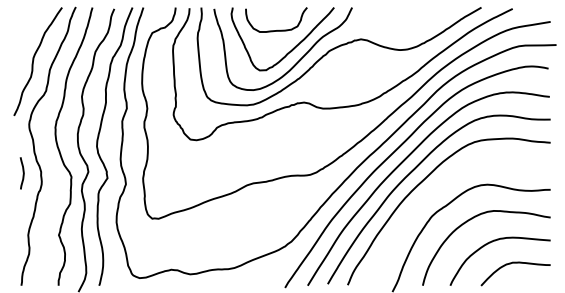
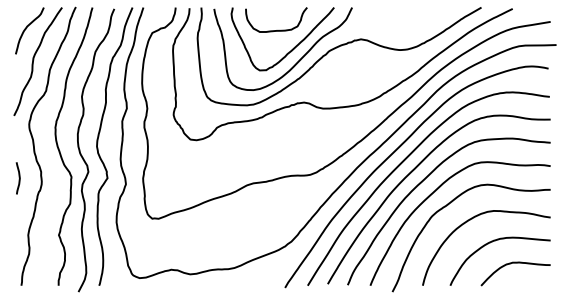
curve: none -> present (26, 29)
curve position: (22, 172) -> (18, 177) (18, 177)
curve: none -> present (431, 195)
